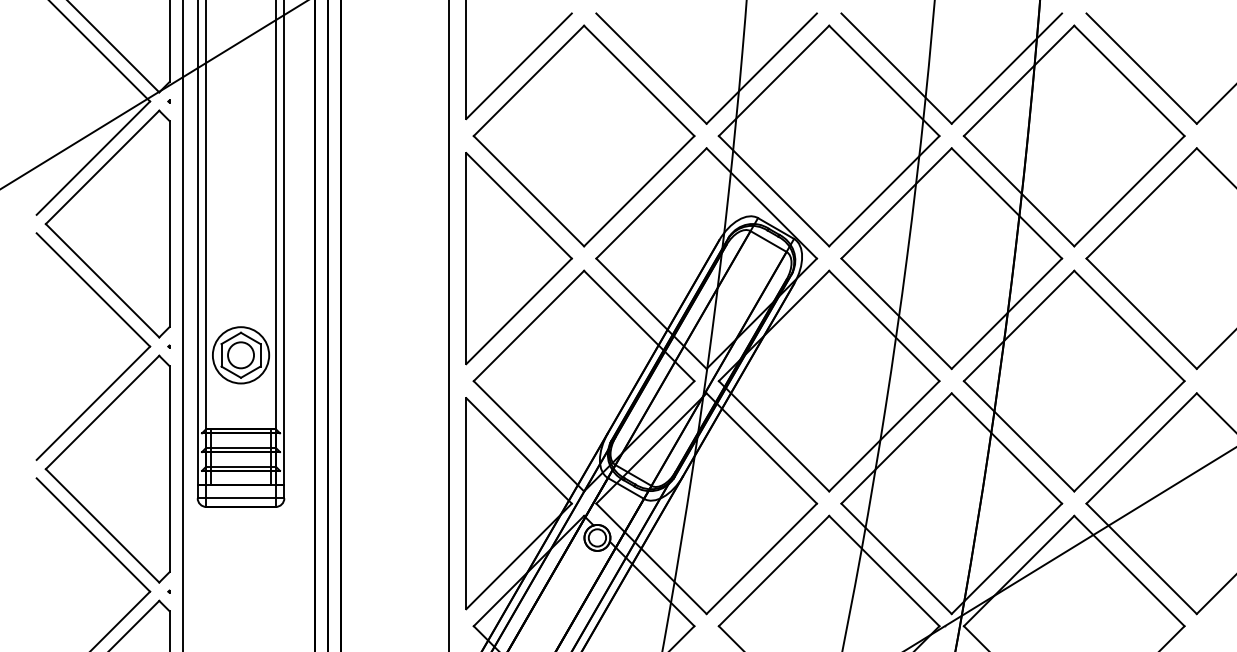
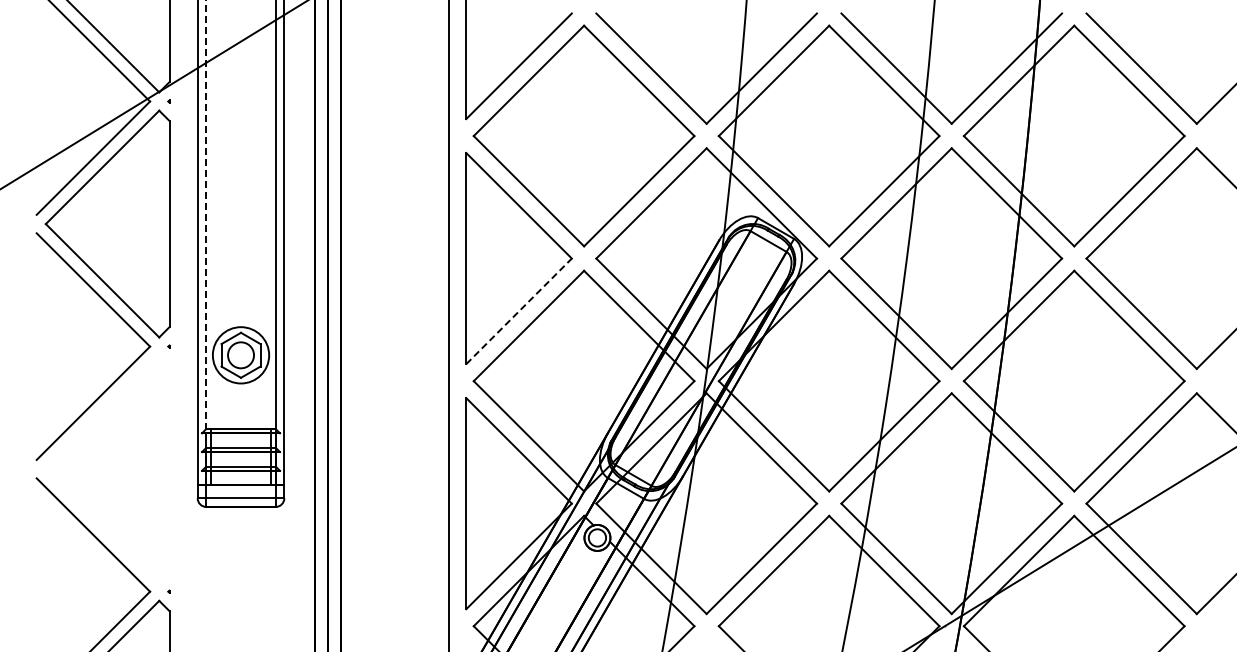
line: solid -> dashed (206, 242)
line: solid -> dashed (519, 311)
line: present -> none (182, 325)
part: present -> none (107, 468)
